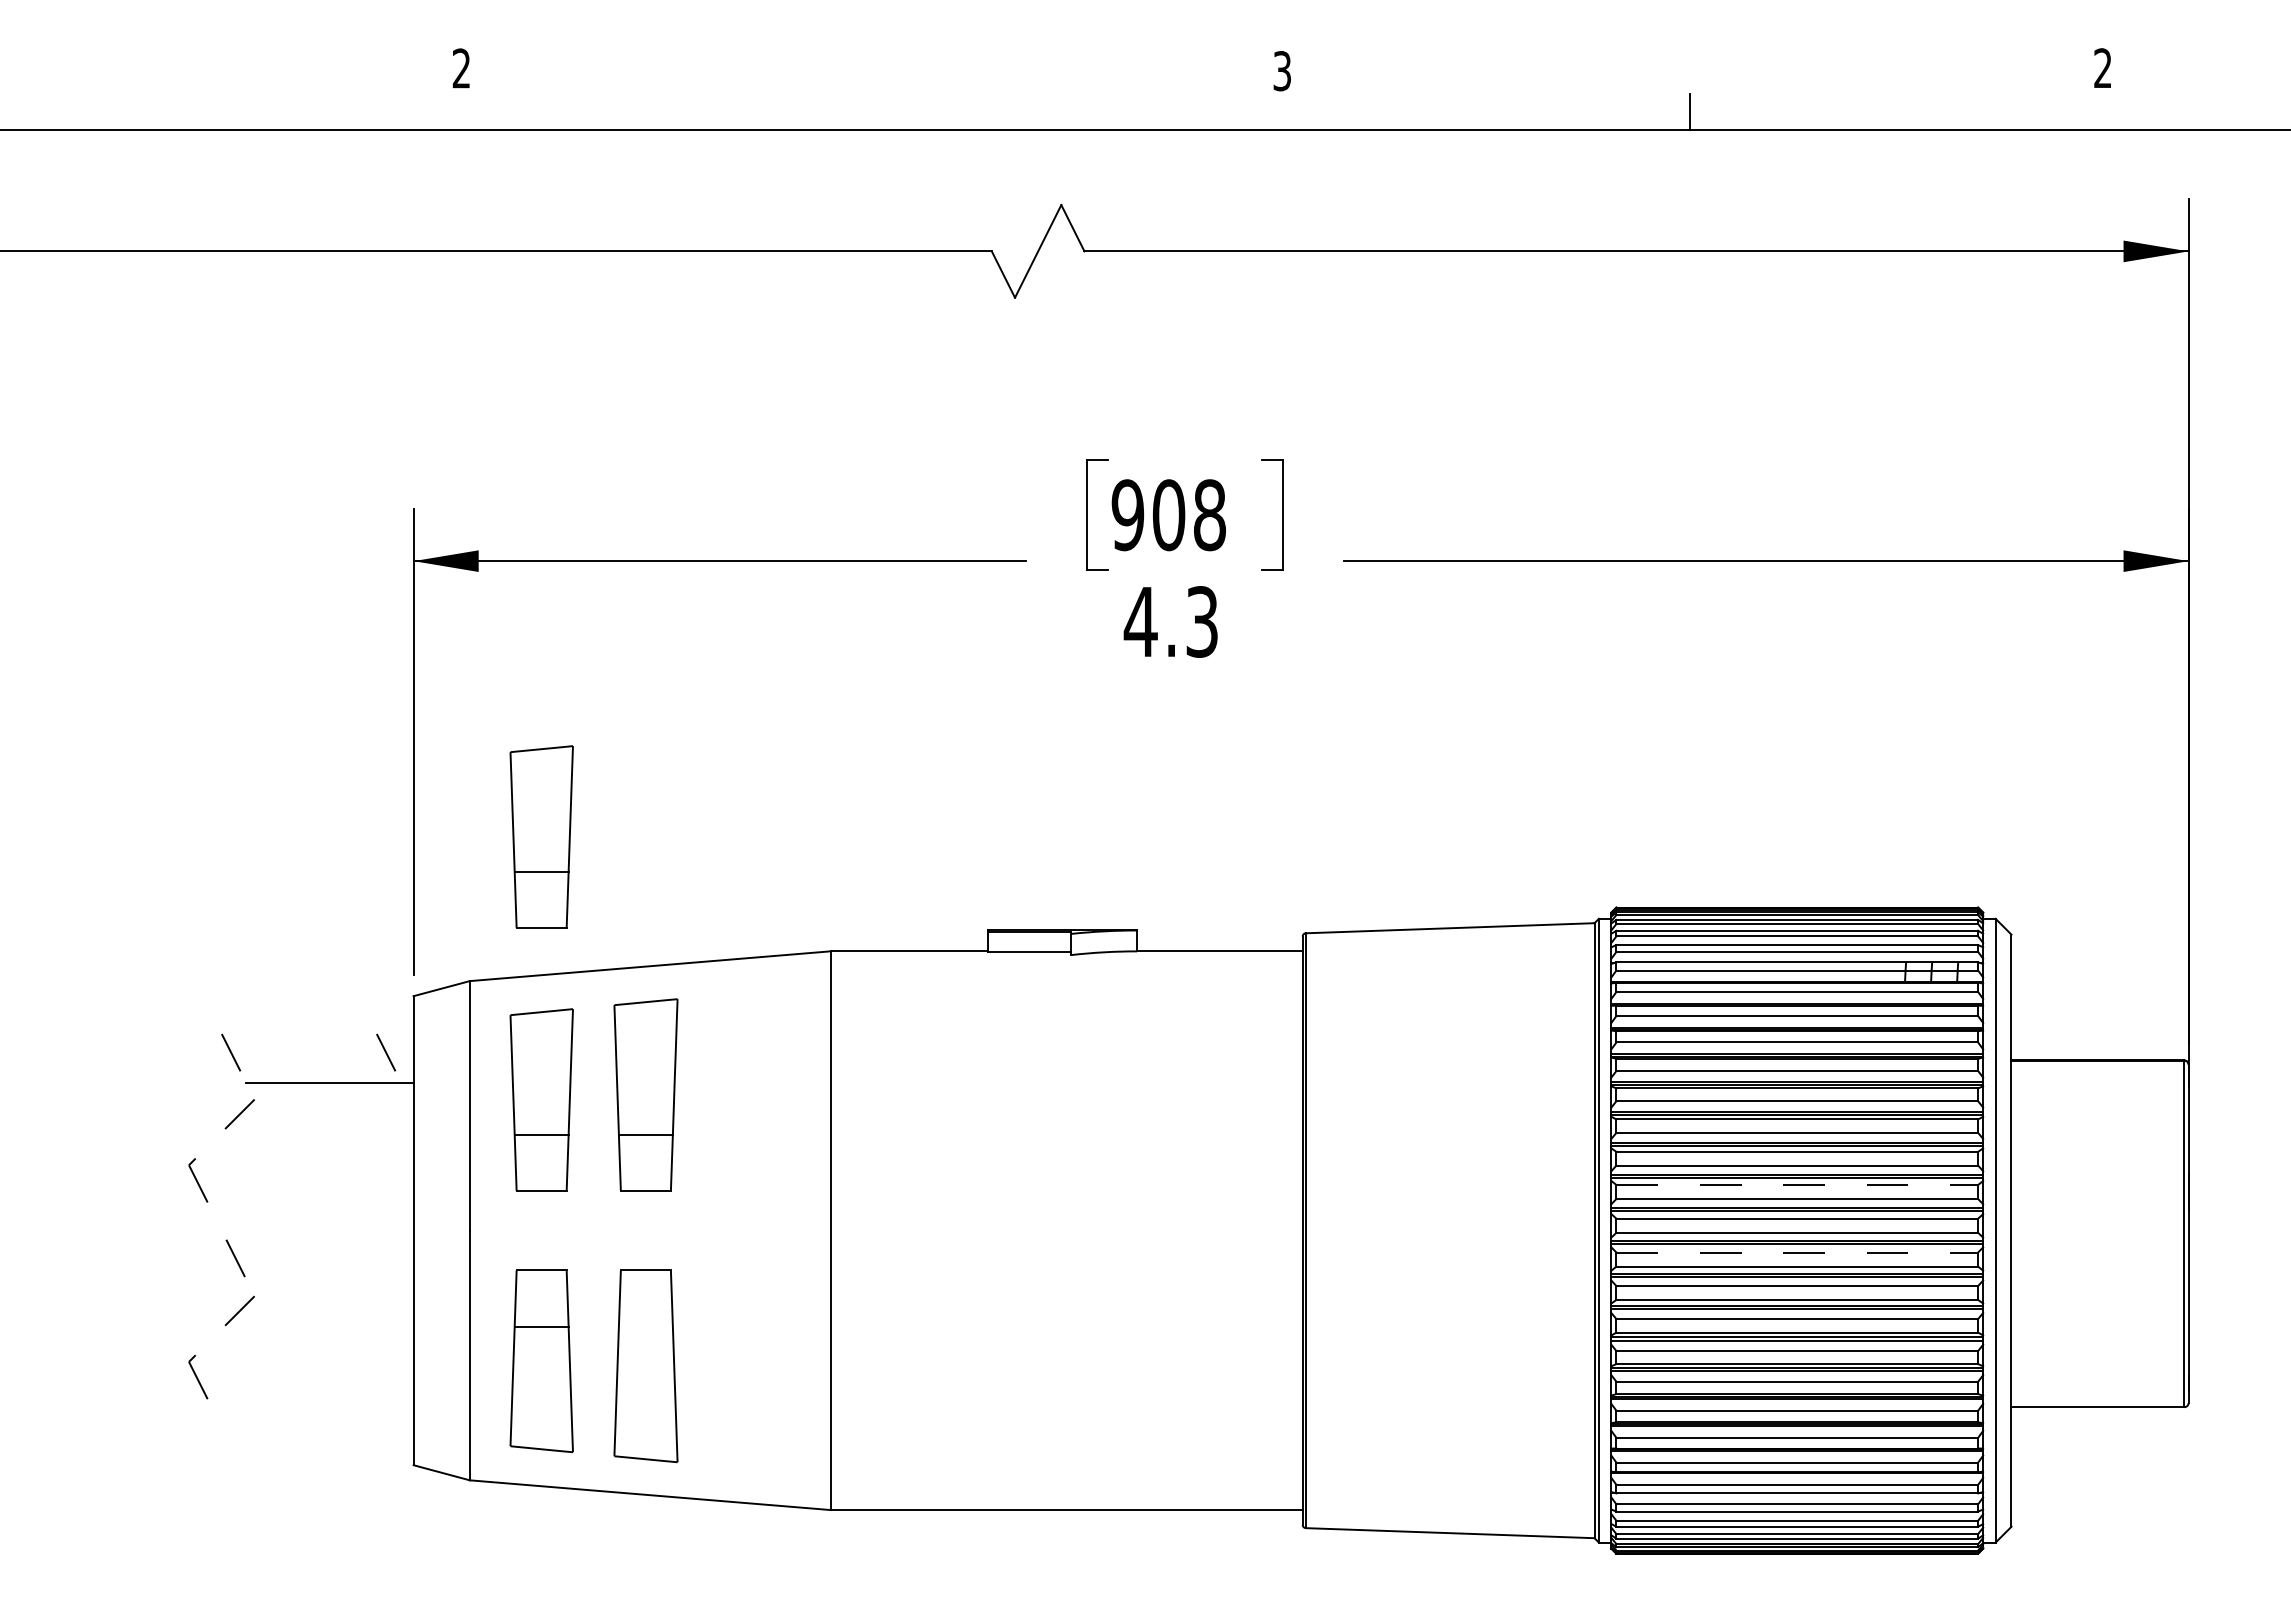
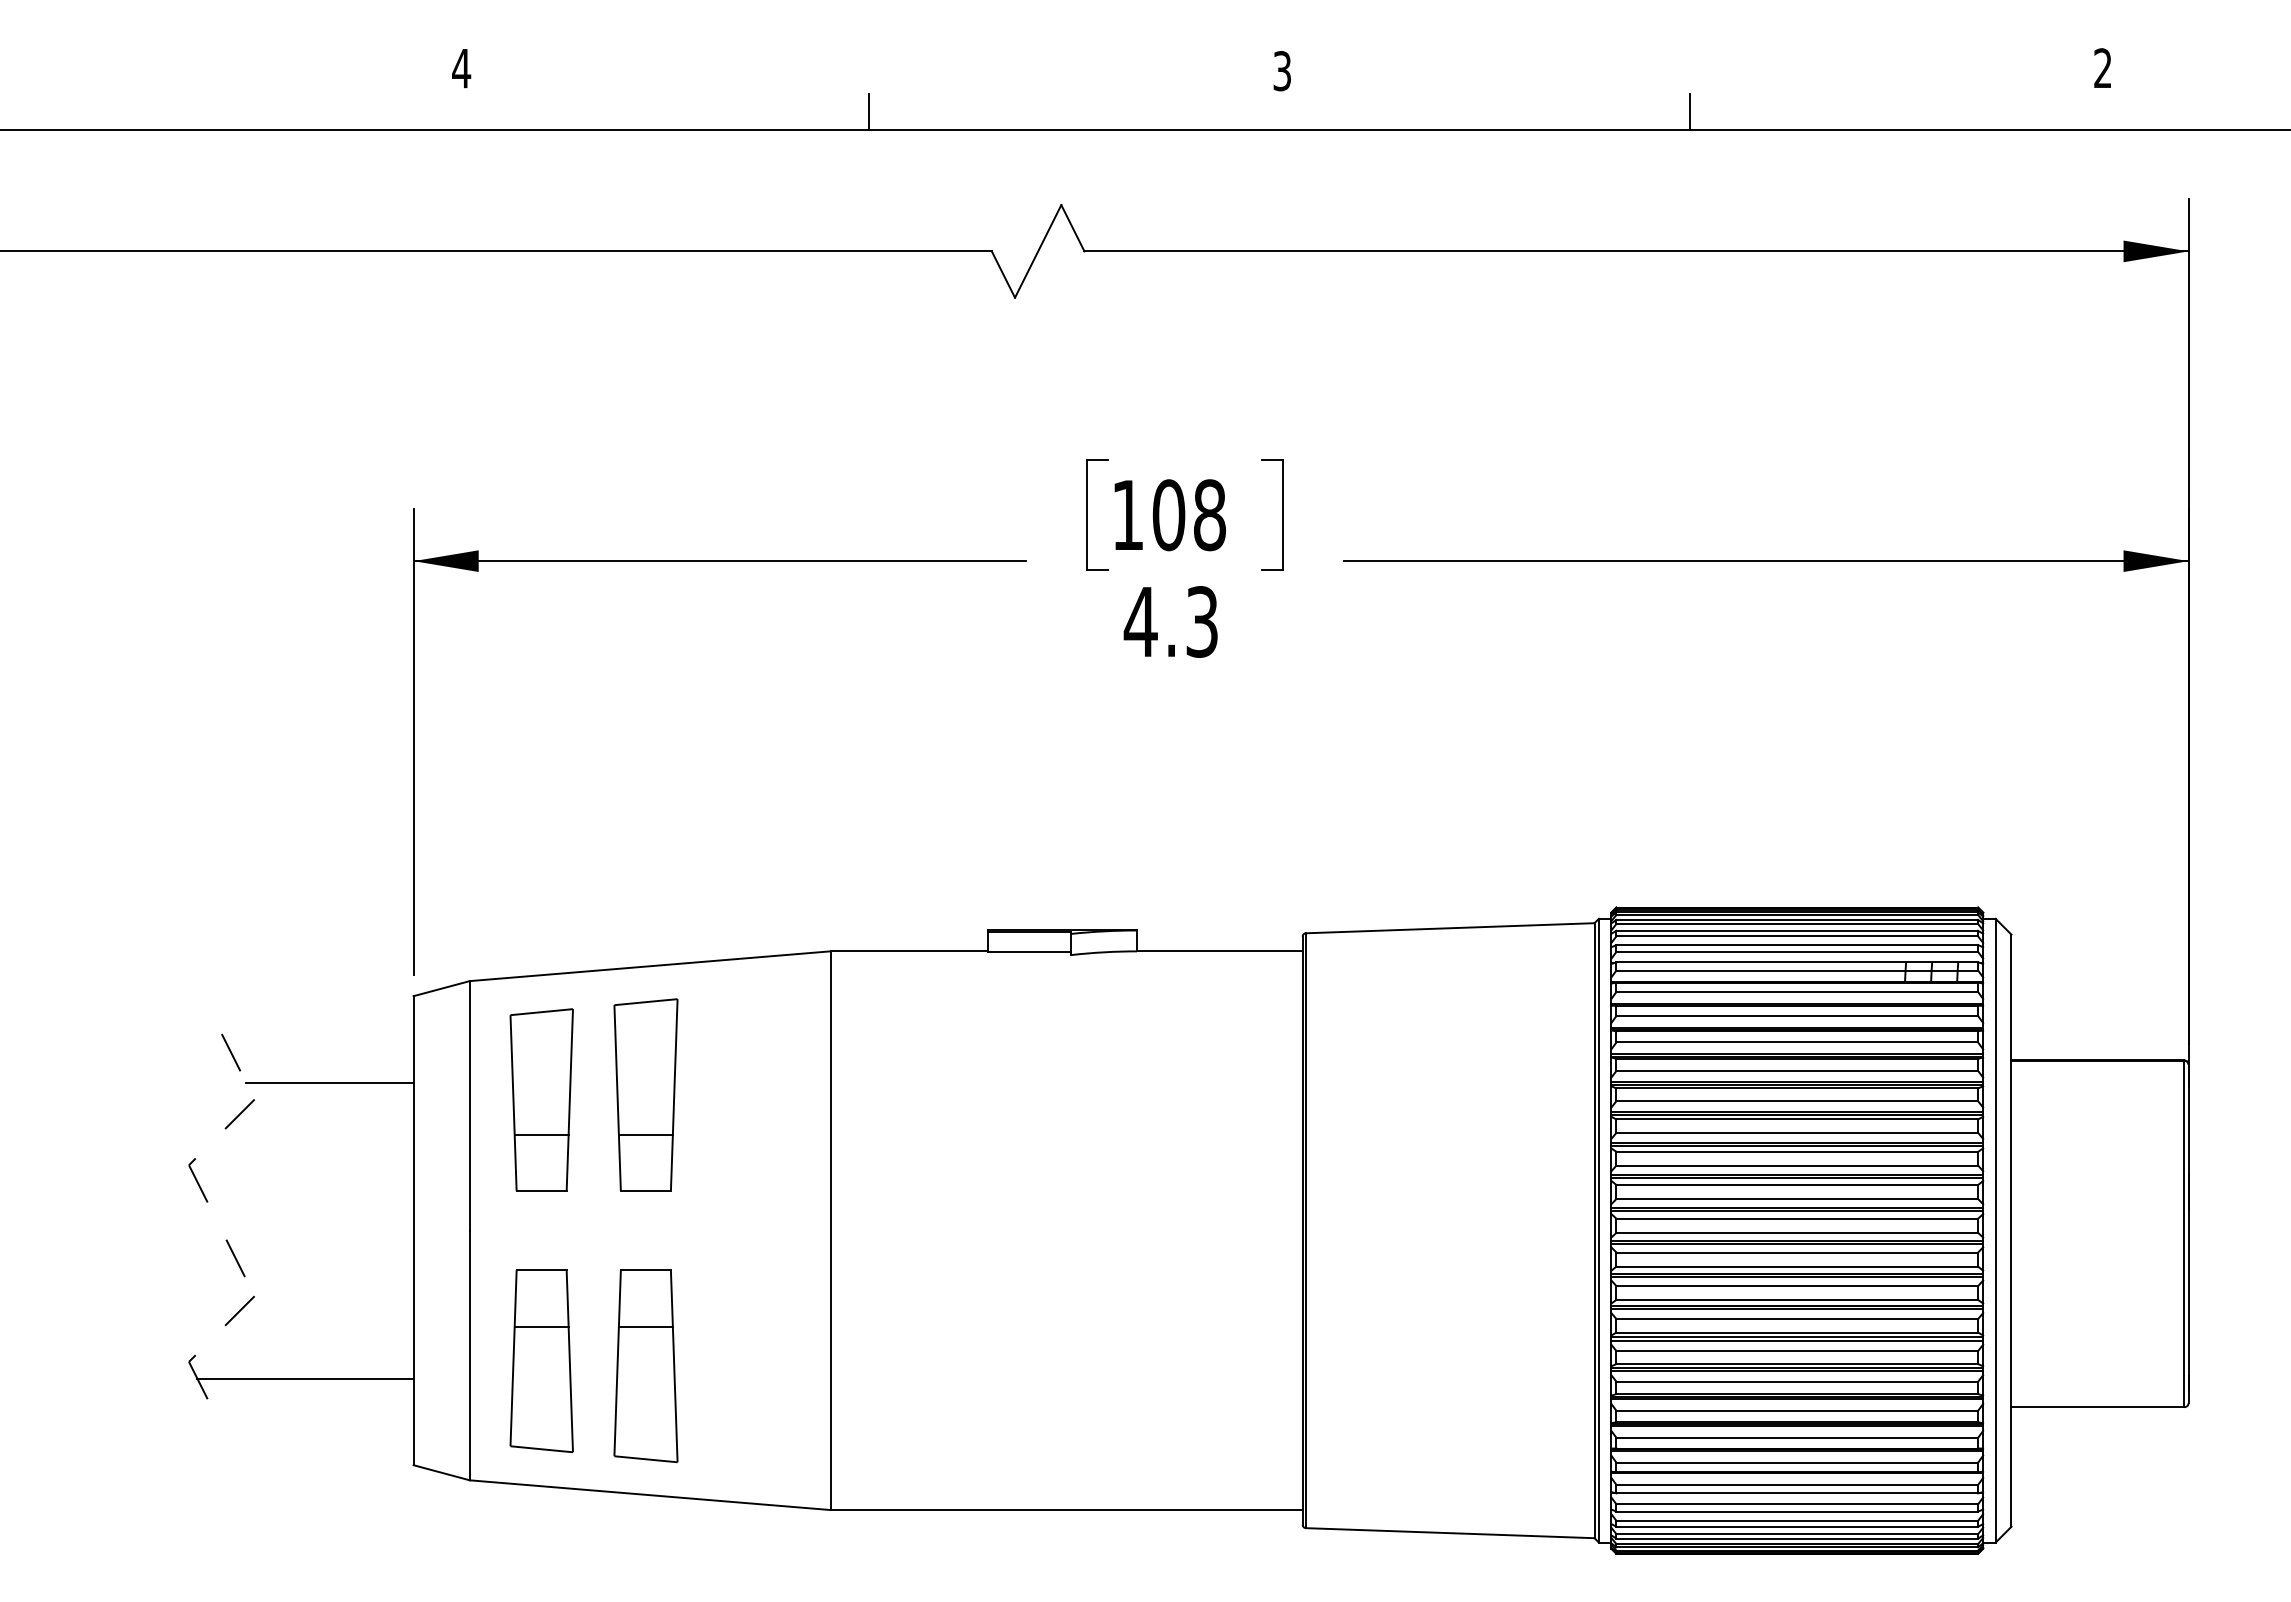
text: 2 -> 4 (461, 68)
line: none -> present (869, 111)
text: 908 -> 108 (1127, 515)
part: present -> none (541, 836)
line: present -> none (386, 1052)
line: dashed -> solid (1797, 1185)
line: dashed -> solid (1797, 1252)
line: none -> present (645, 1326)
line: none -> present (305, 1378)
